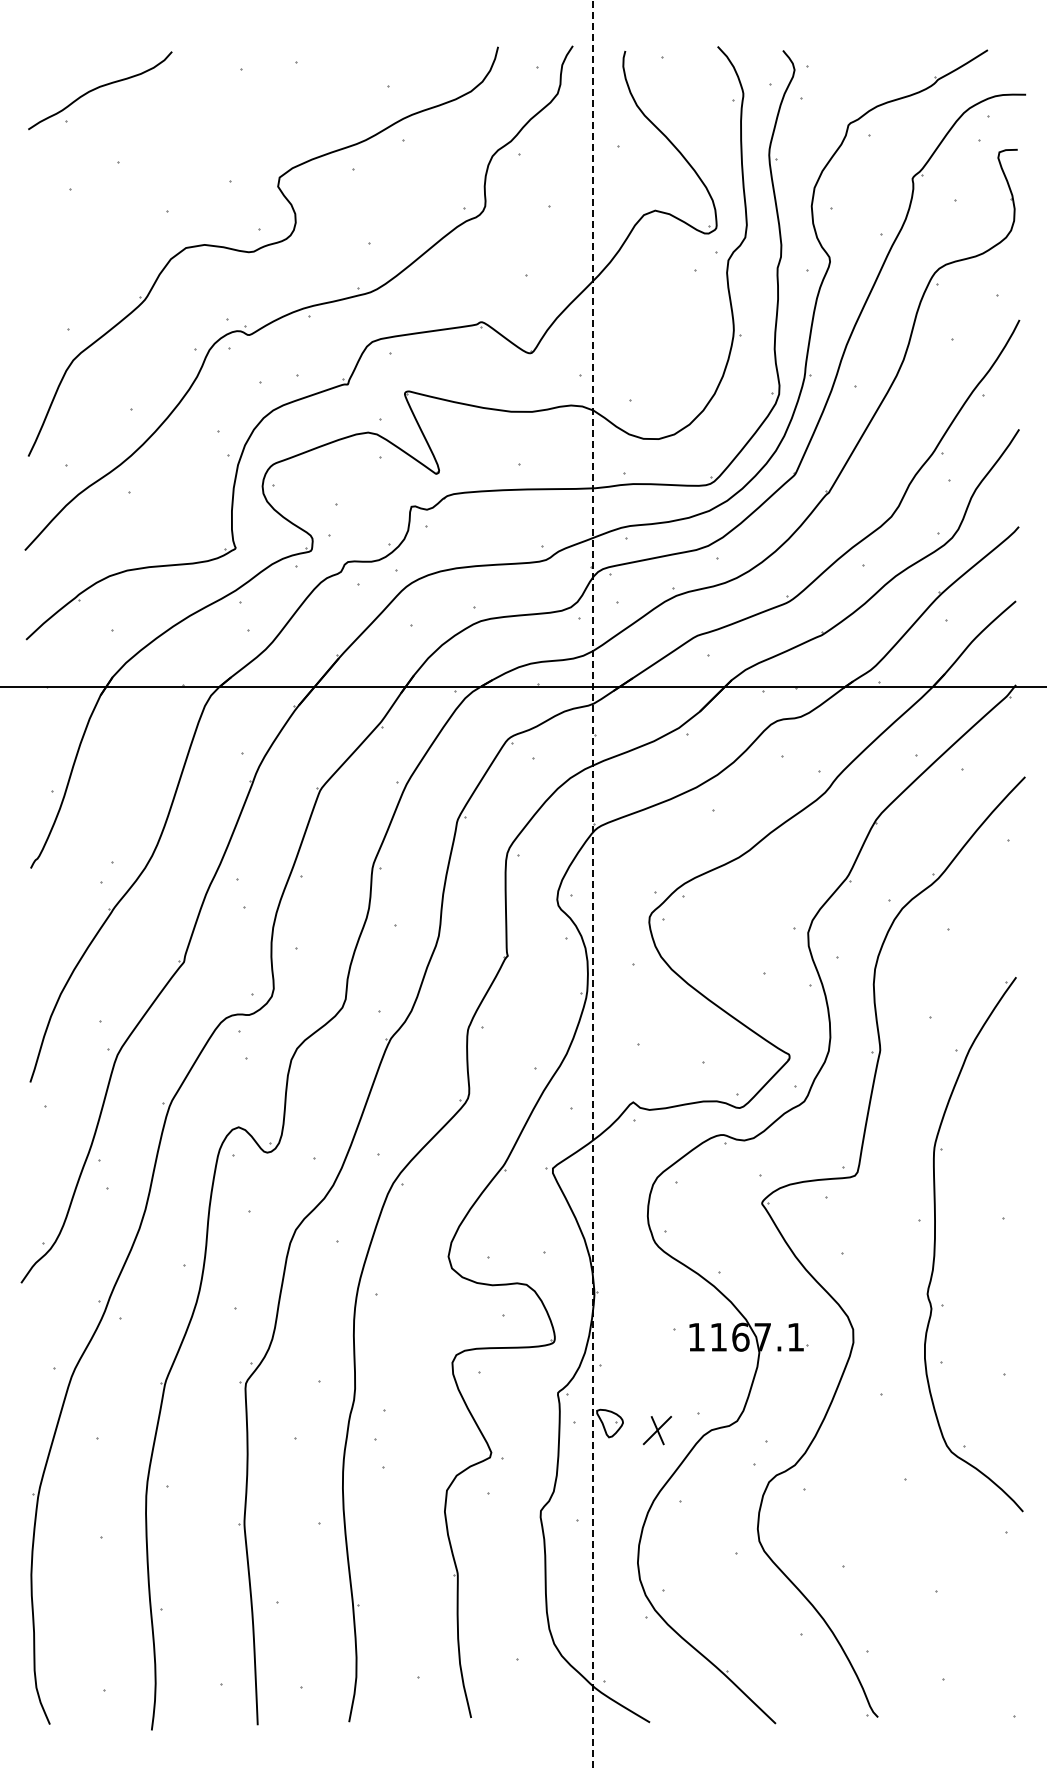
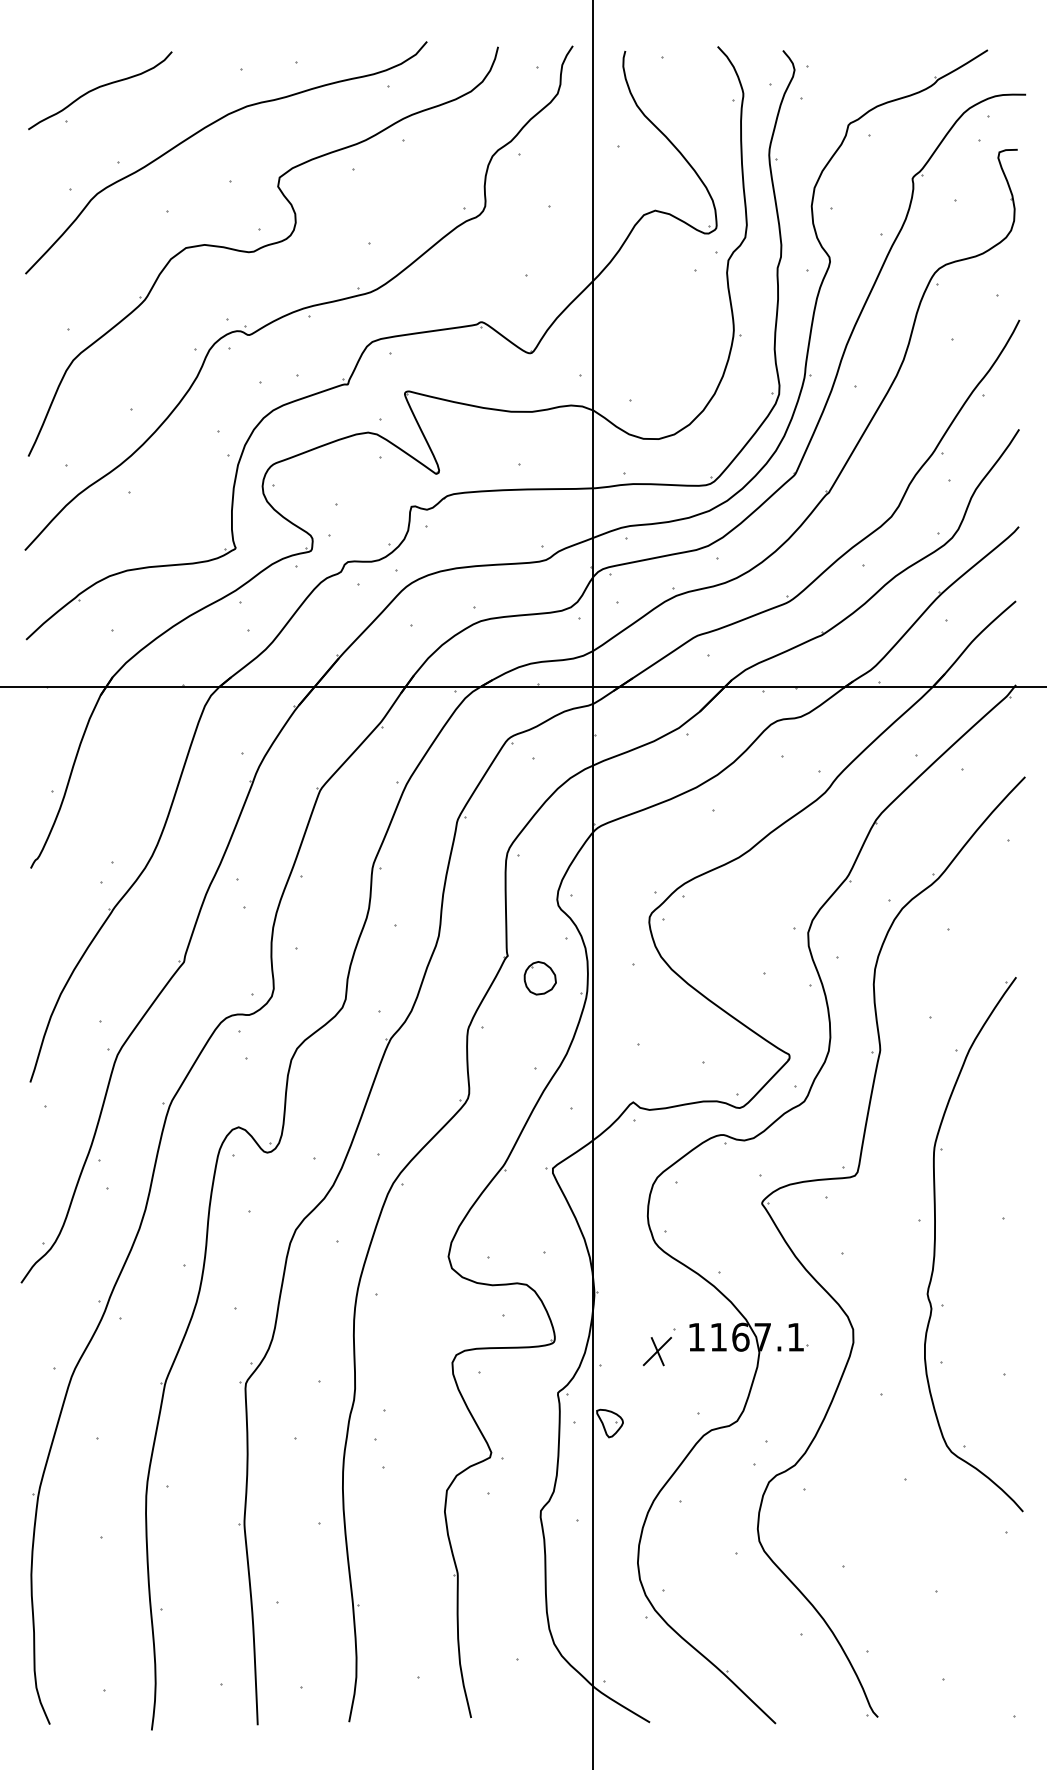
curve: none -> present (211, 125)
line: dashed -> solid (593, 884)
part: none -> present (539, 978)
part position: (656, 1430) -> (656, 1351) (656, 1351)
